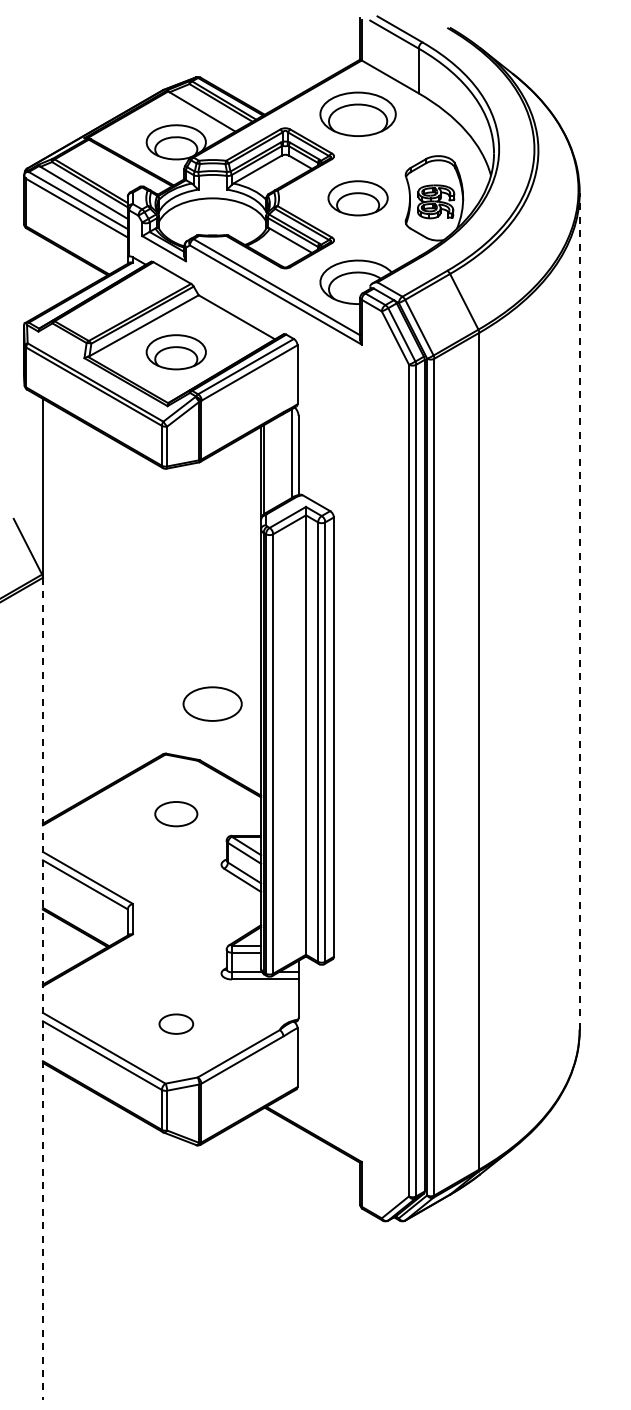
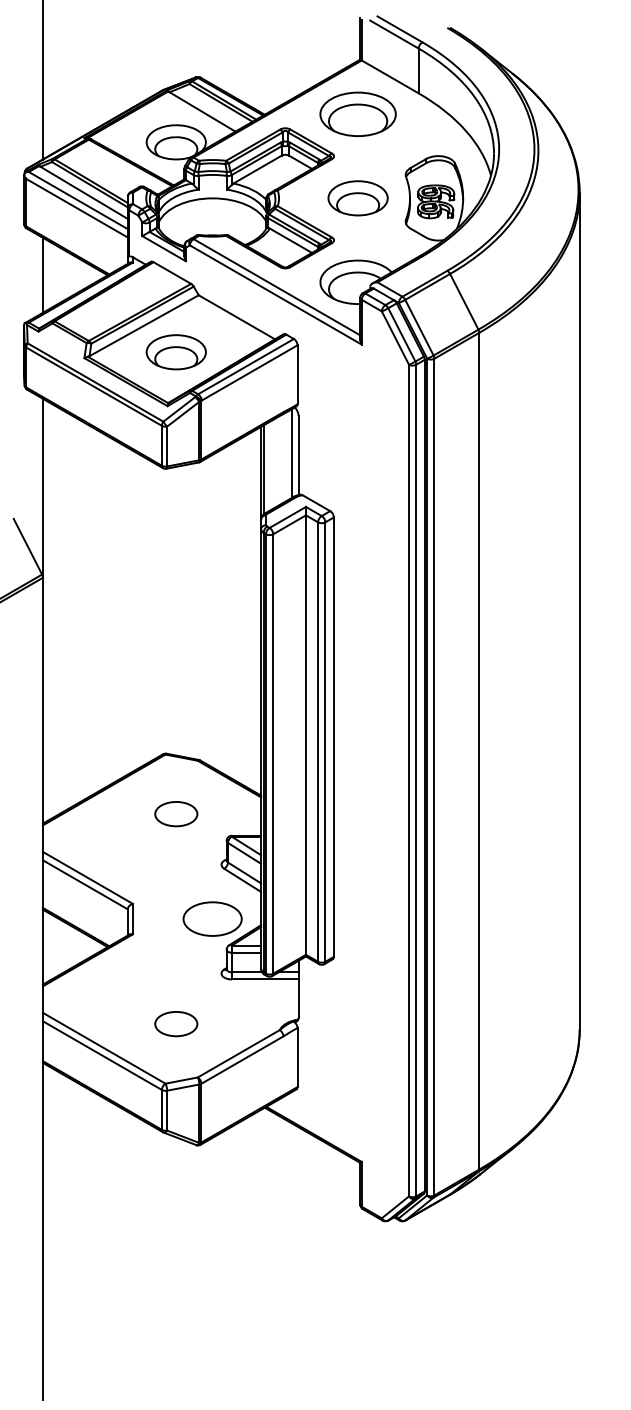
line: none -> present (42, 80)
line: none -> present (42, 274)
line: dashed -> solid (579, 610)
part position: (212, 703) -> (212, 918) (212, 918)
line: dashed -> solid (42, 989)
part size: 37x22 px -> 45x27 px (176, 1024)
